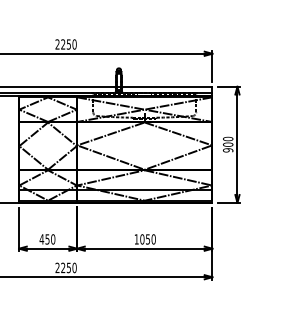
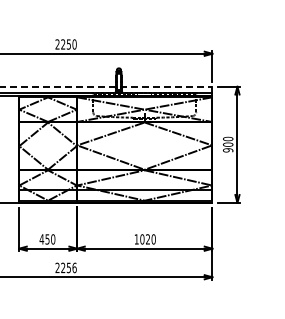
line: solid -> dashed (106, 86)
text: 1050 -> 1020 (148, 239)
text: 2250 -> 2256 (74, 267)
